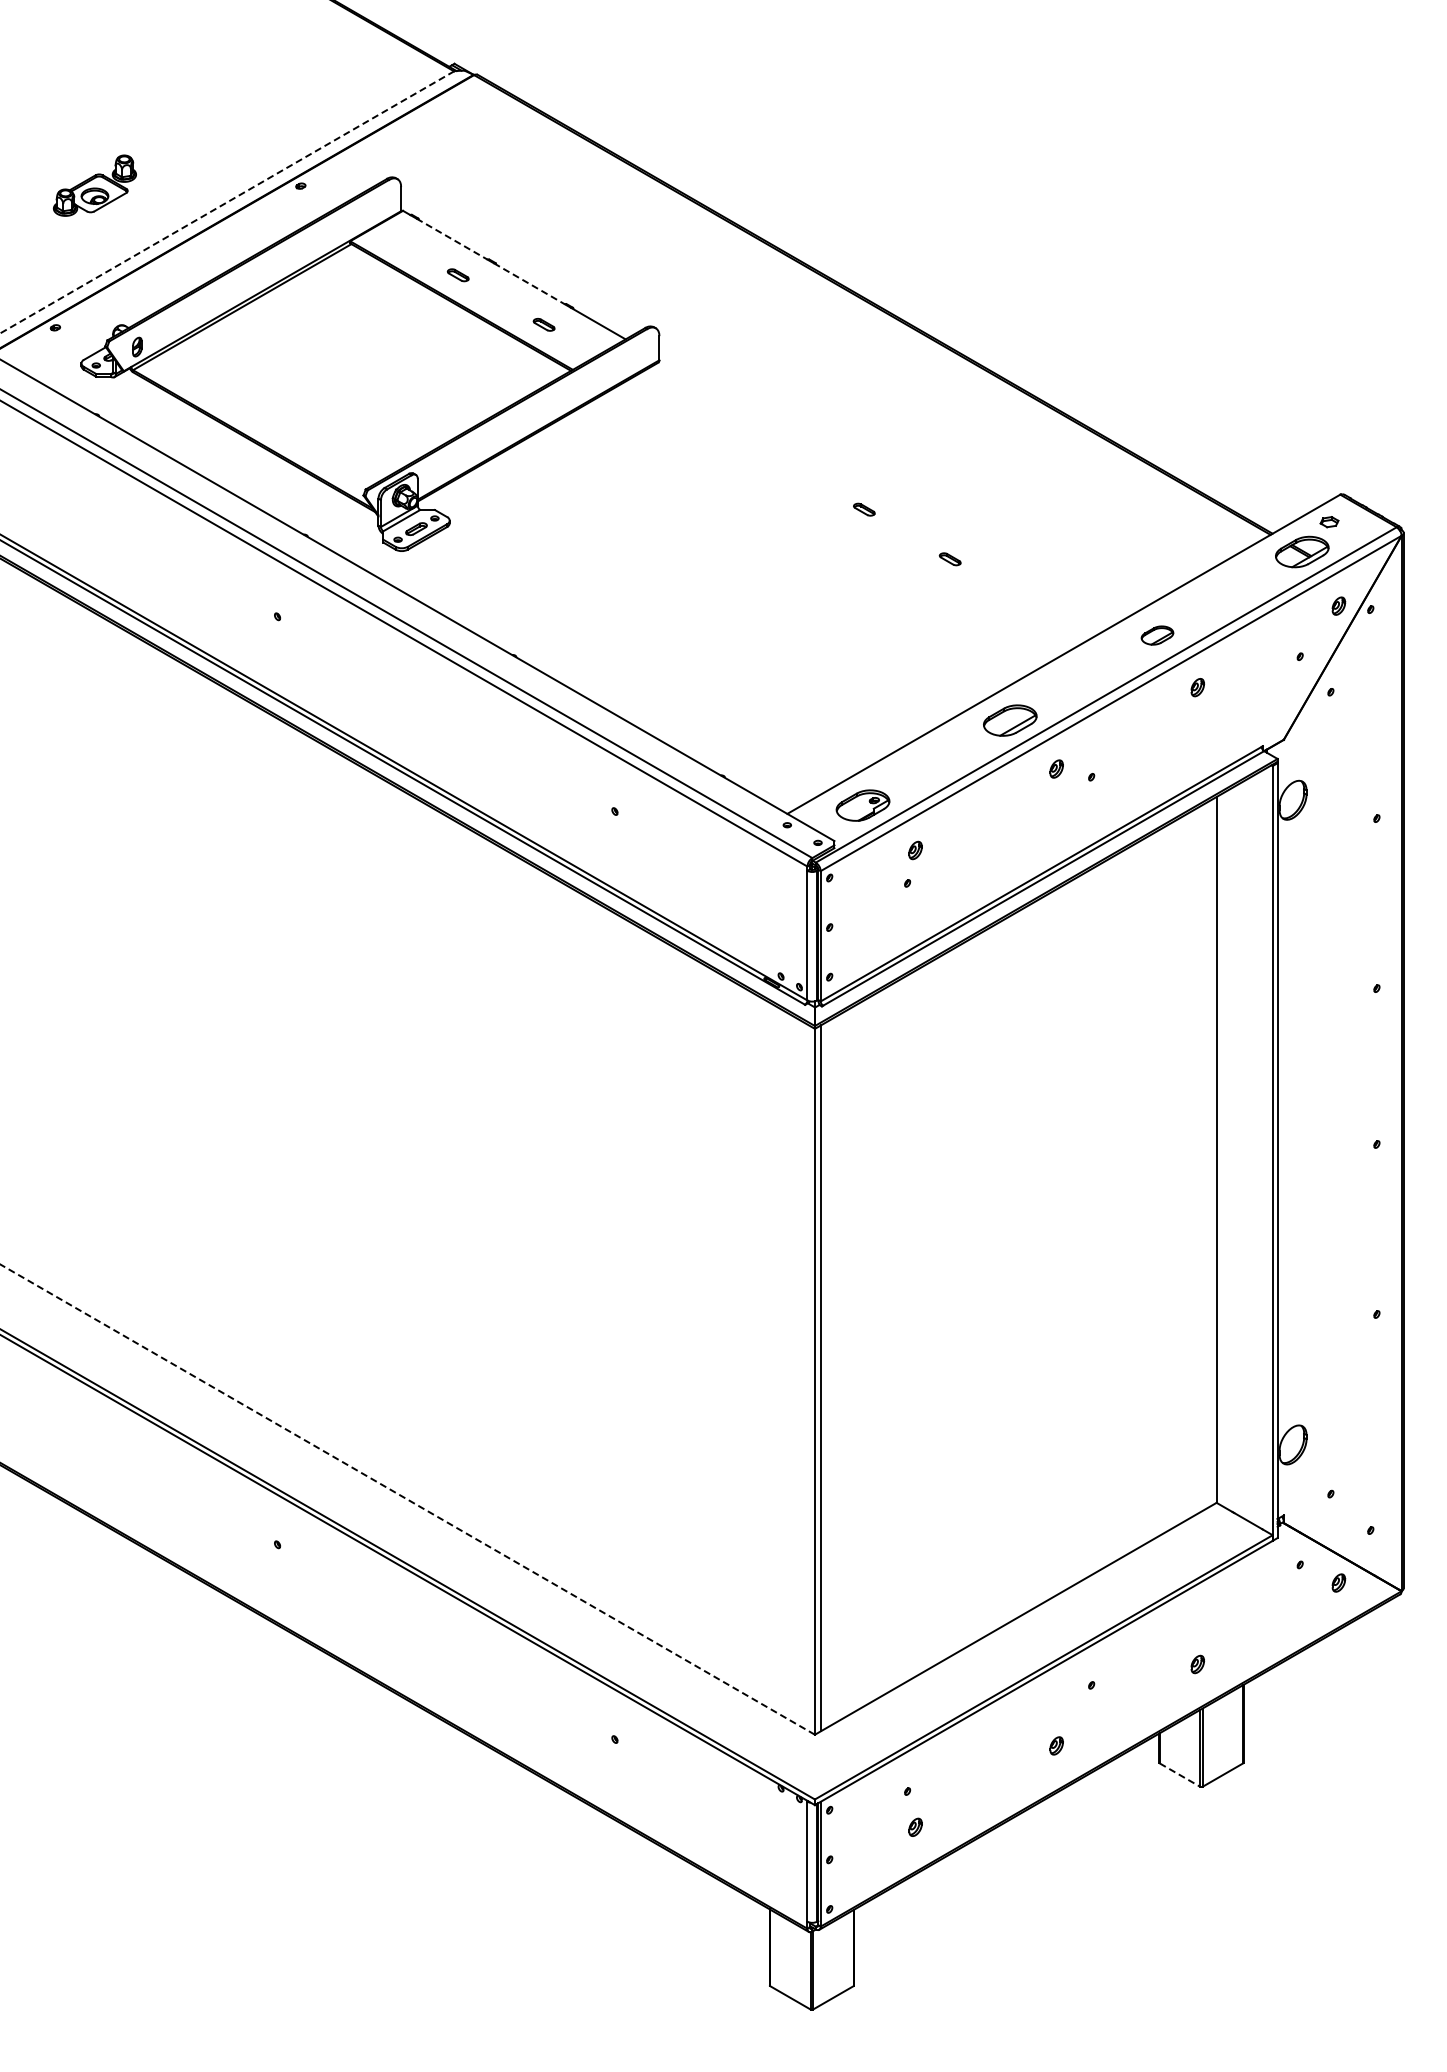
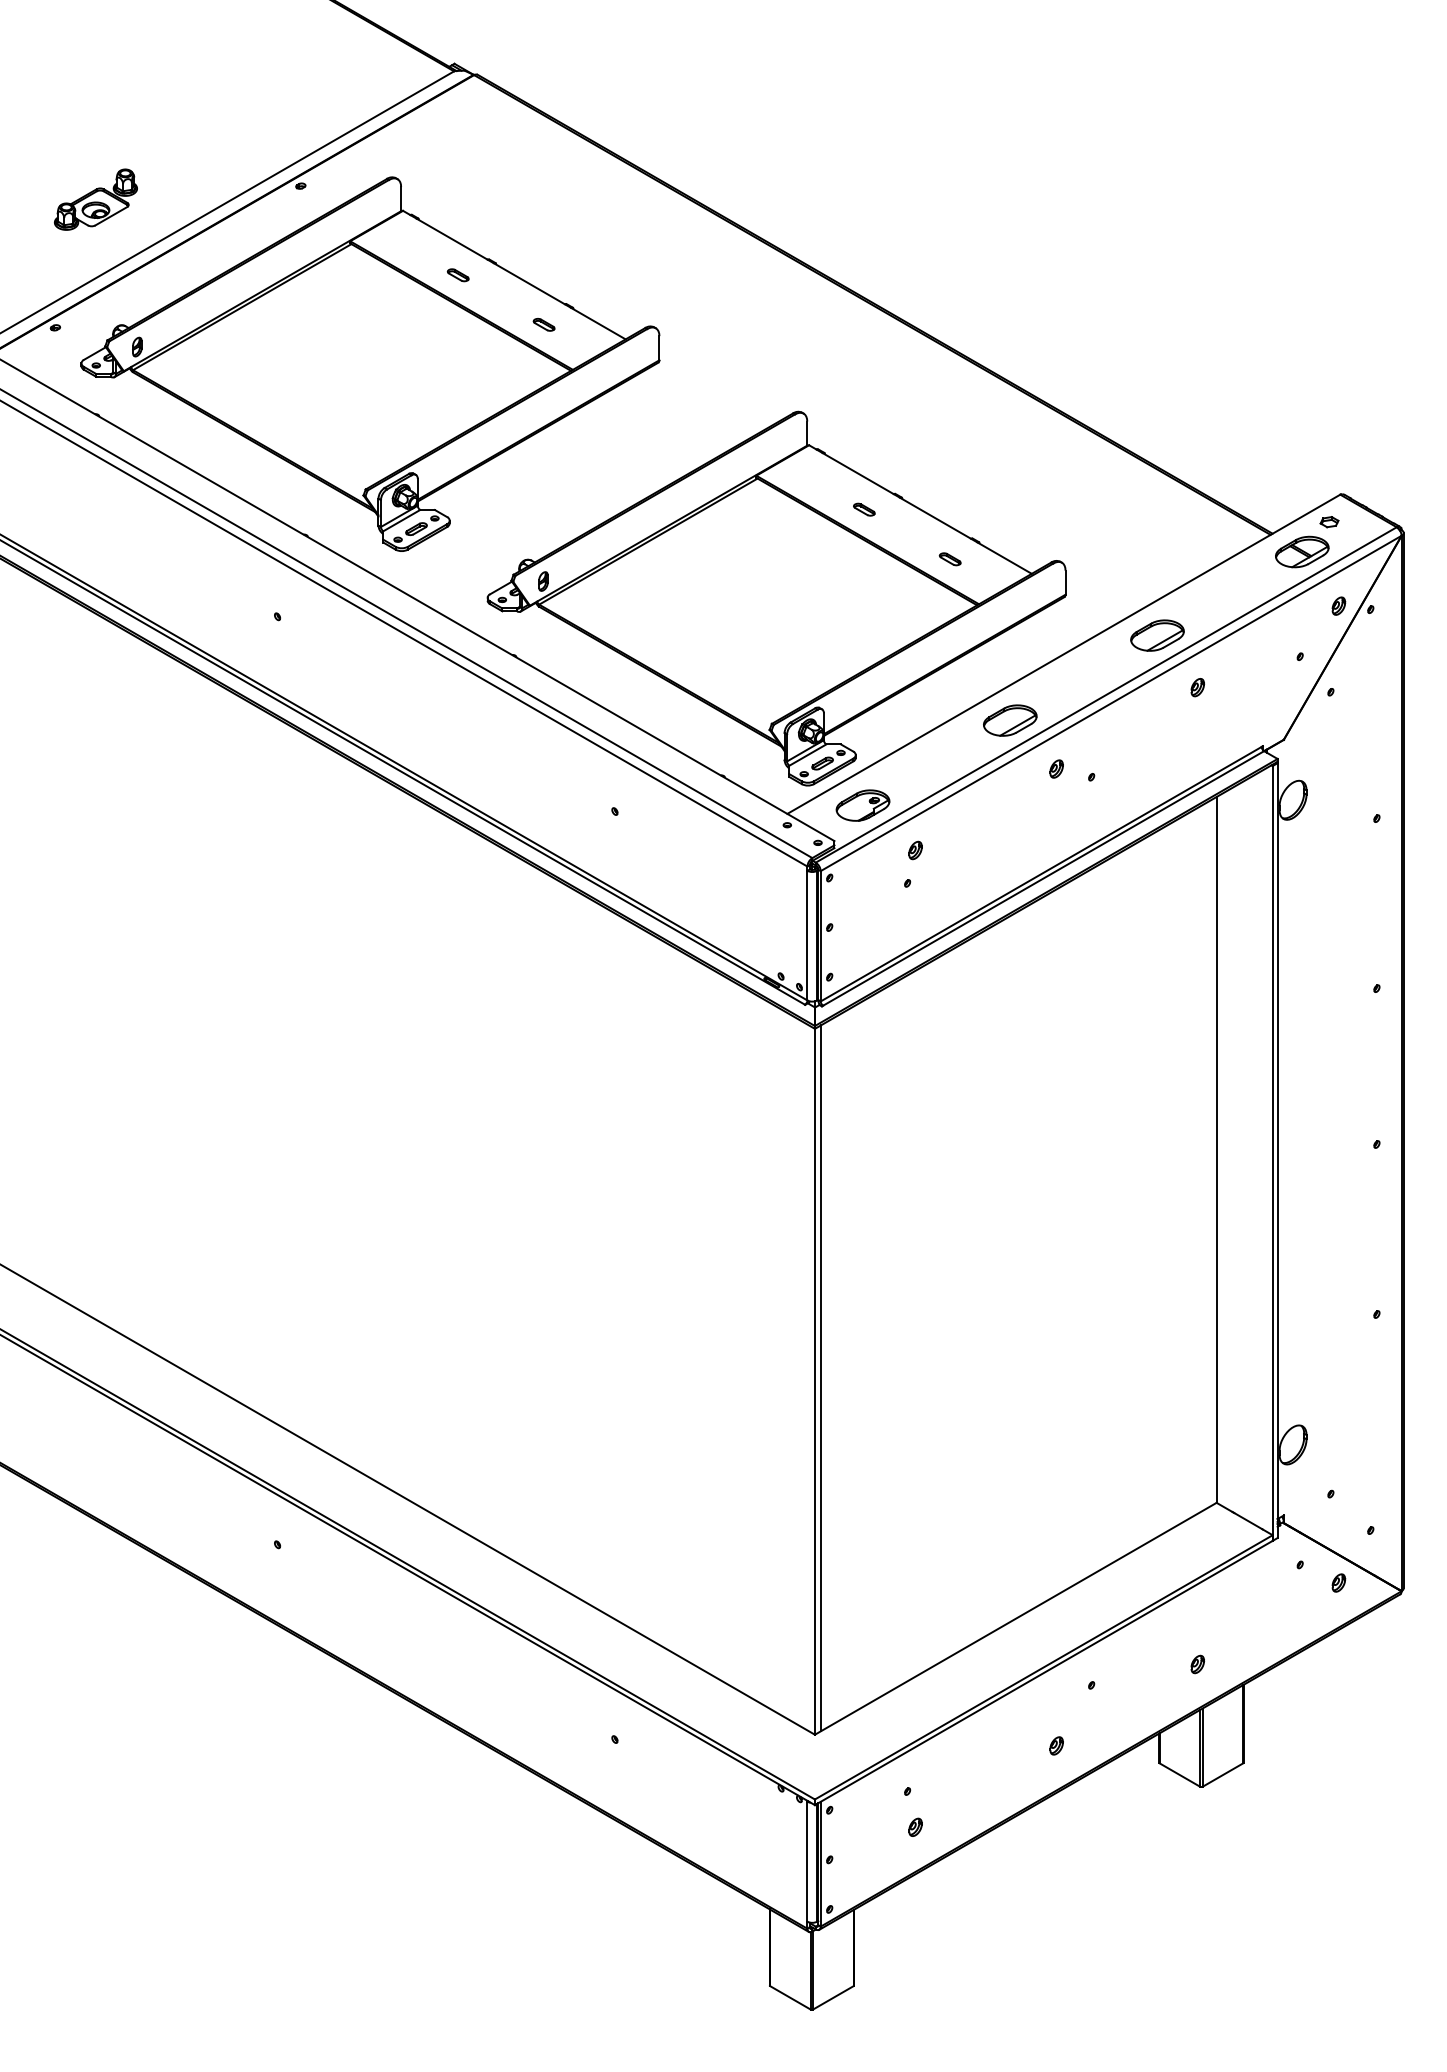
part position: (94, 185) -> (95, 199) (95, 199)
line: dashed -> solid (227, 202)
line: dashed -> solid (452, 239)
line: dashed -> solid (529, 284)
part: none -> present (776, 598)
part size: 35x21 px -> 55x33 px (1157, 635)
line: dashed -> solid (407, 1499)
line: dashed -> solid (1180, 1775)
